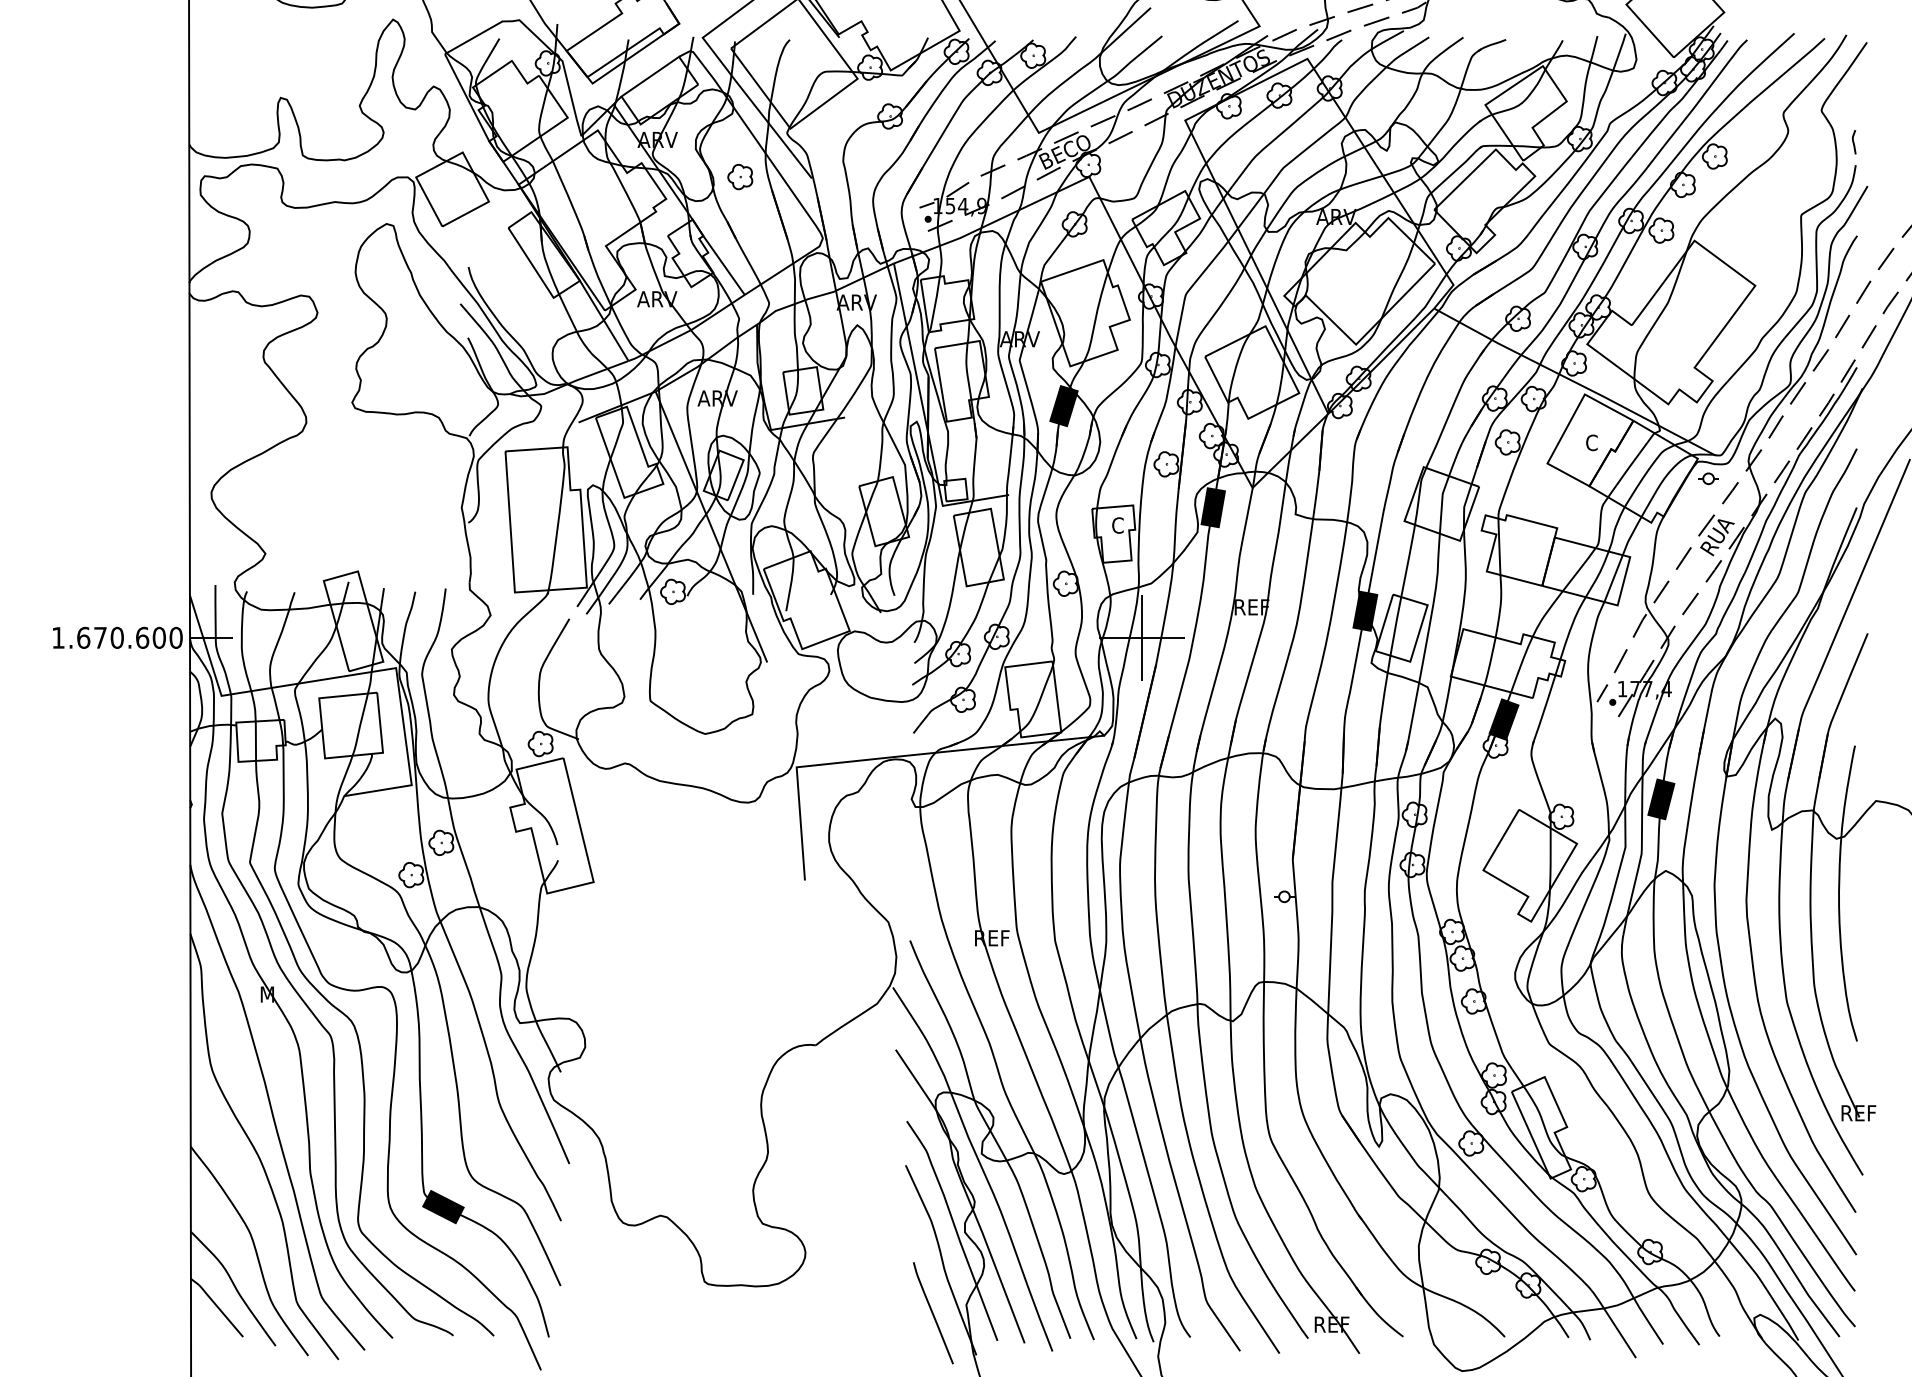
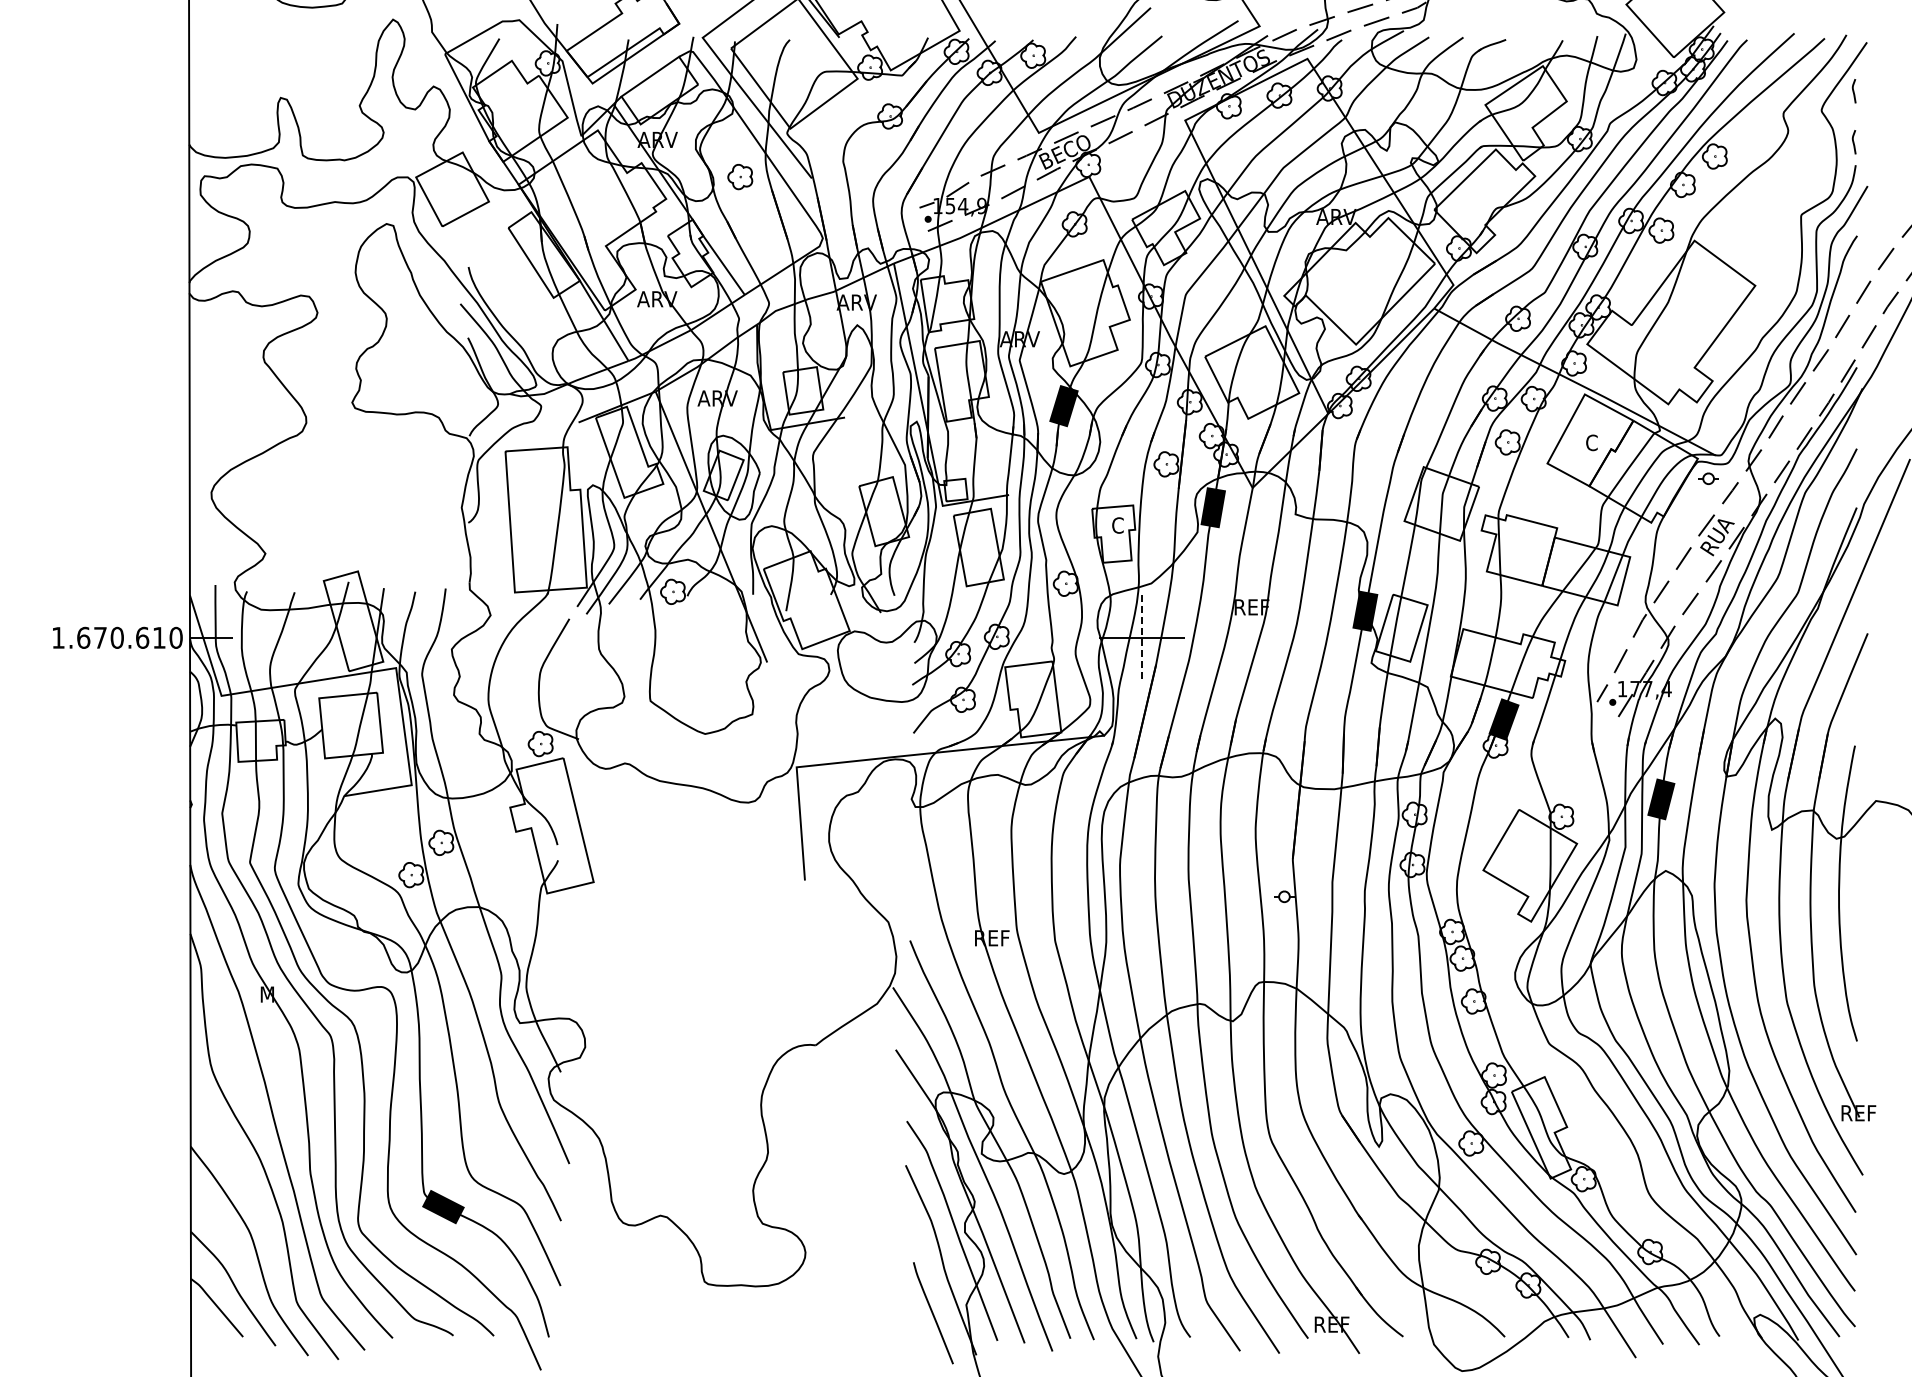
curve: none -> present (1853, 91)
text: 1.670.600 -> 1.670.610 (158, 637)
line: solid -> dashed (1141, 637)
